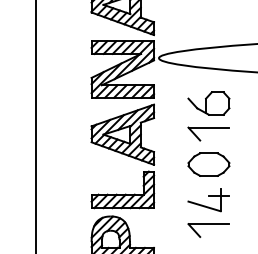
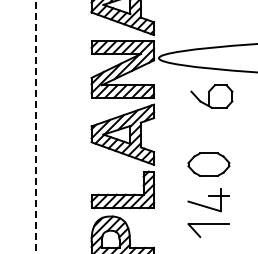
part position: (208, 103) -> (211, 96) (211, 96)
line: solid -> dashed (35, 126)
part: present -> none (208, 133)
